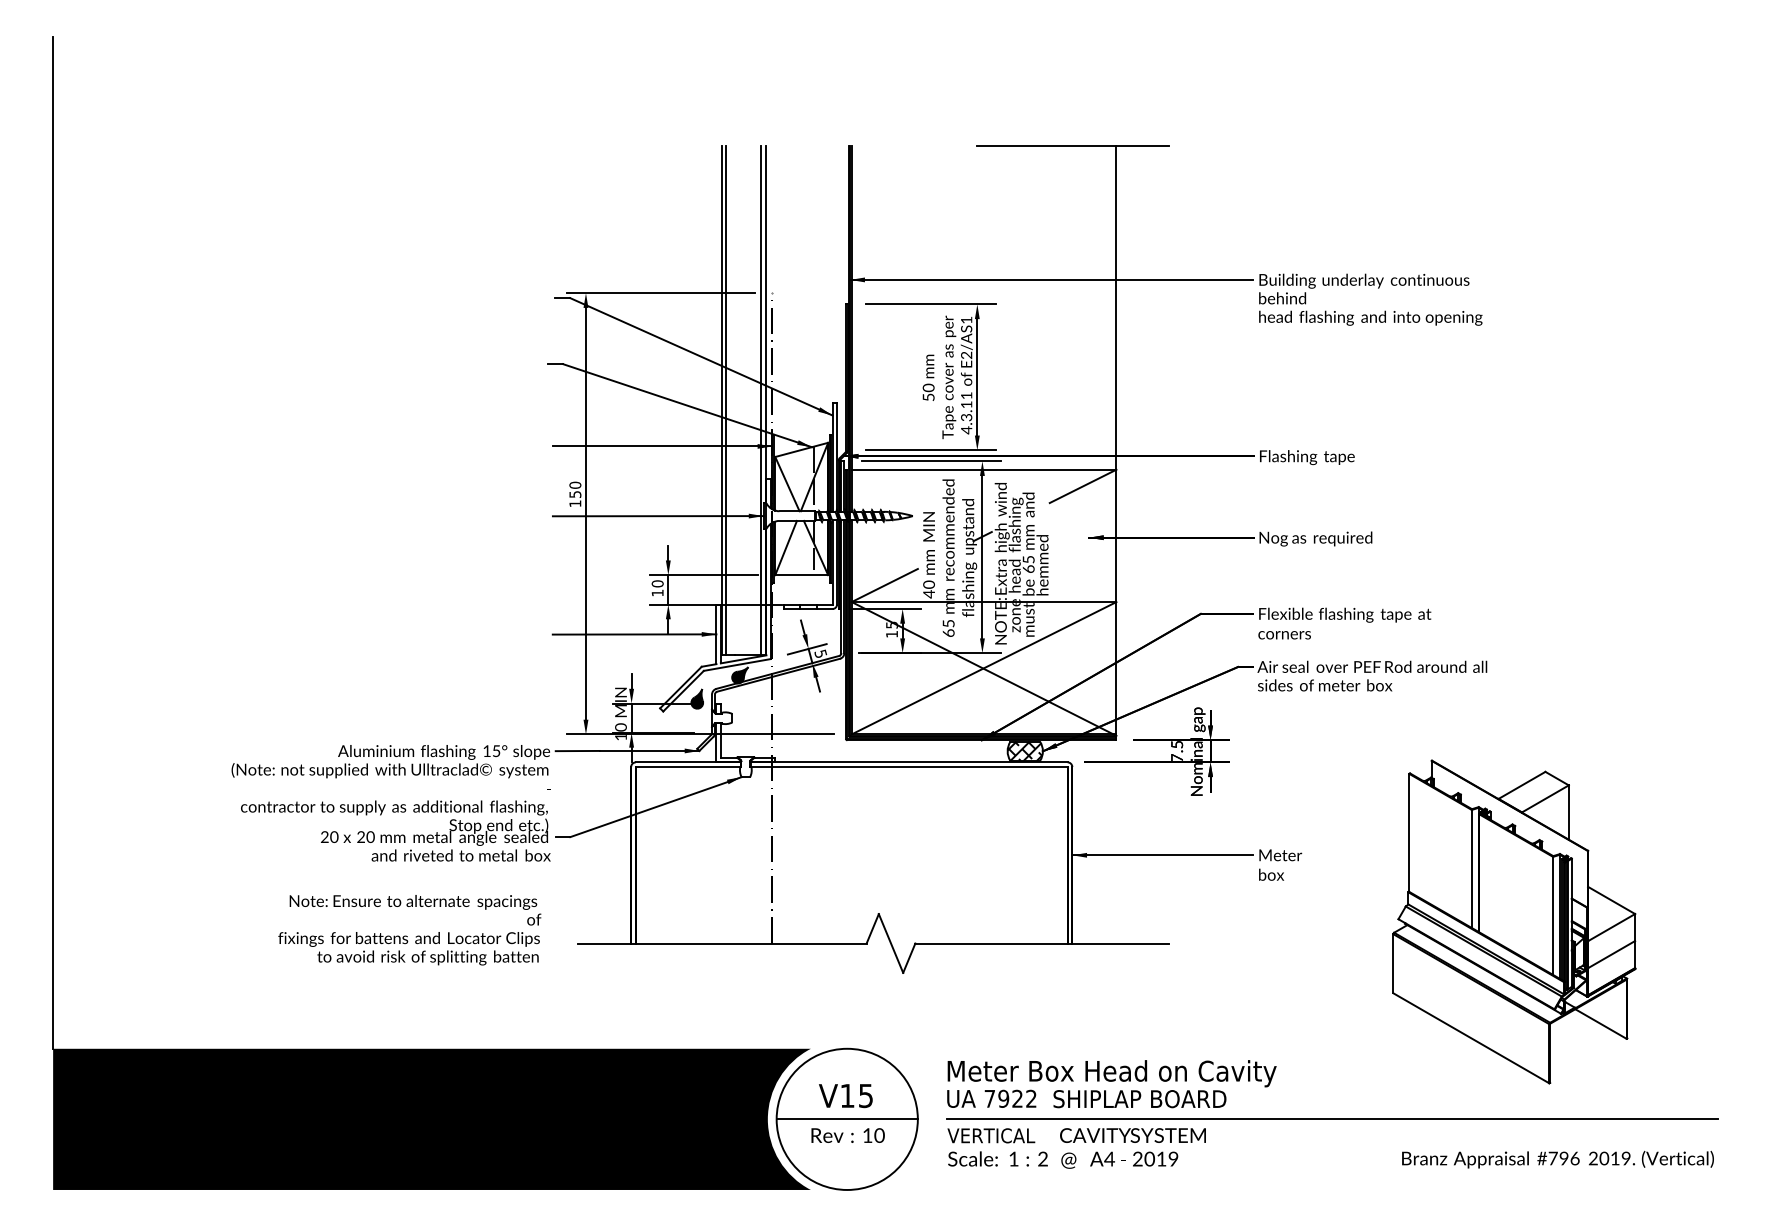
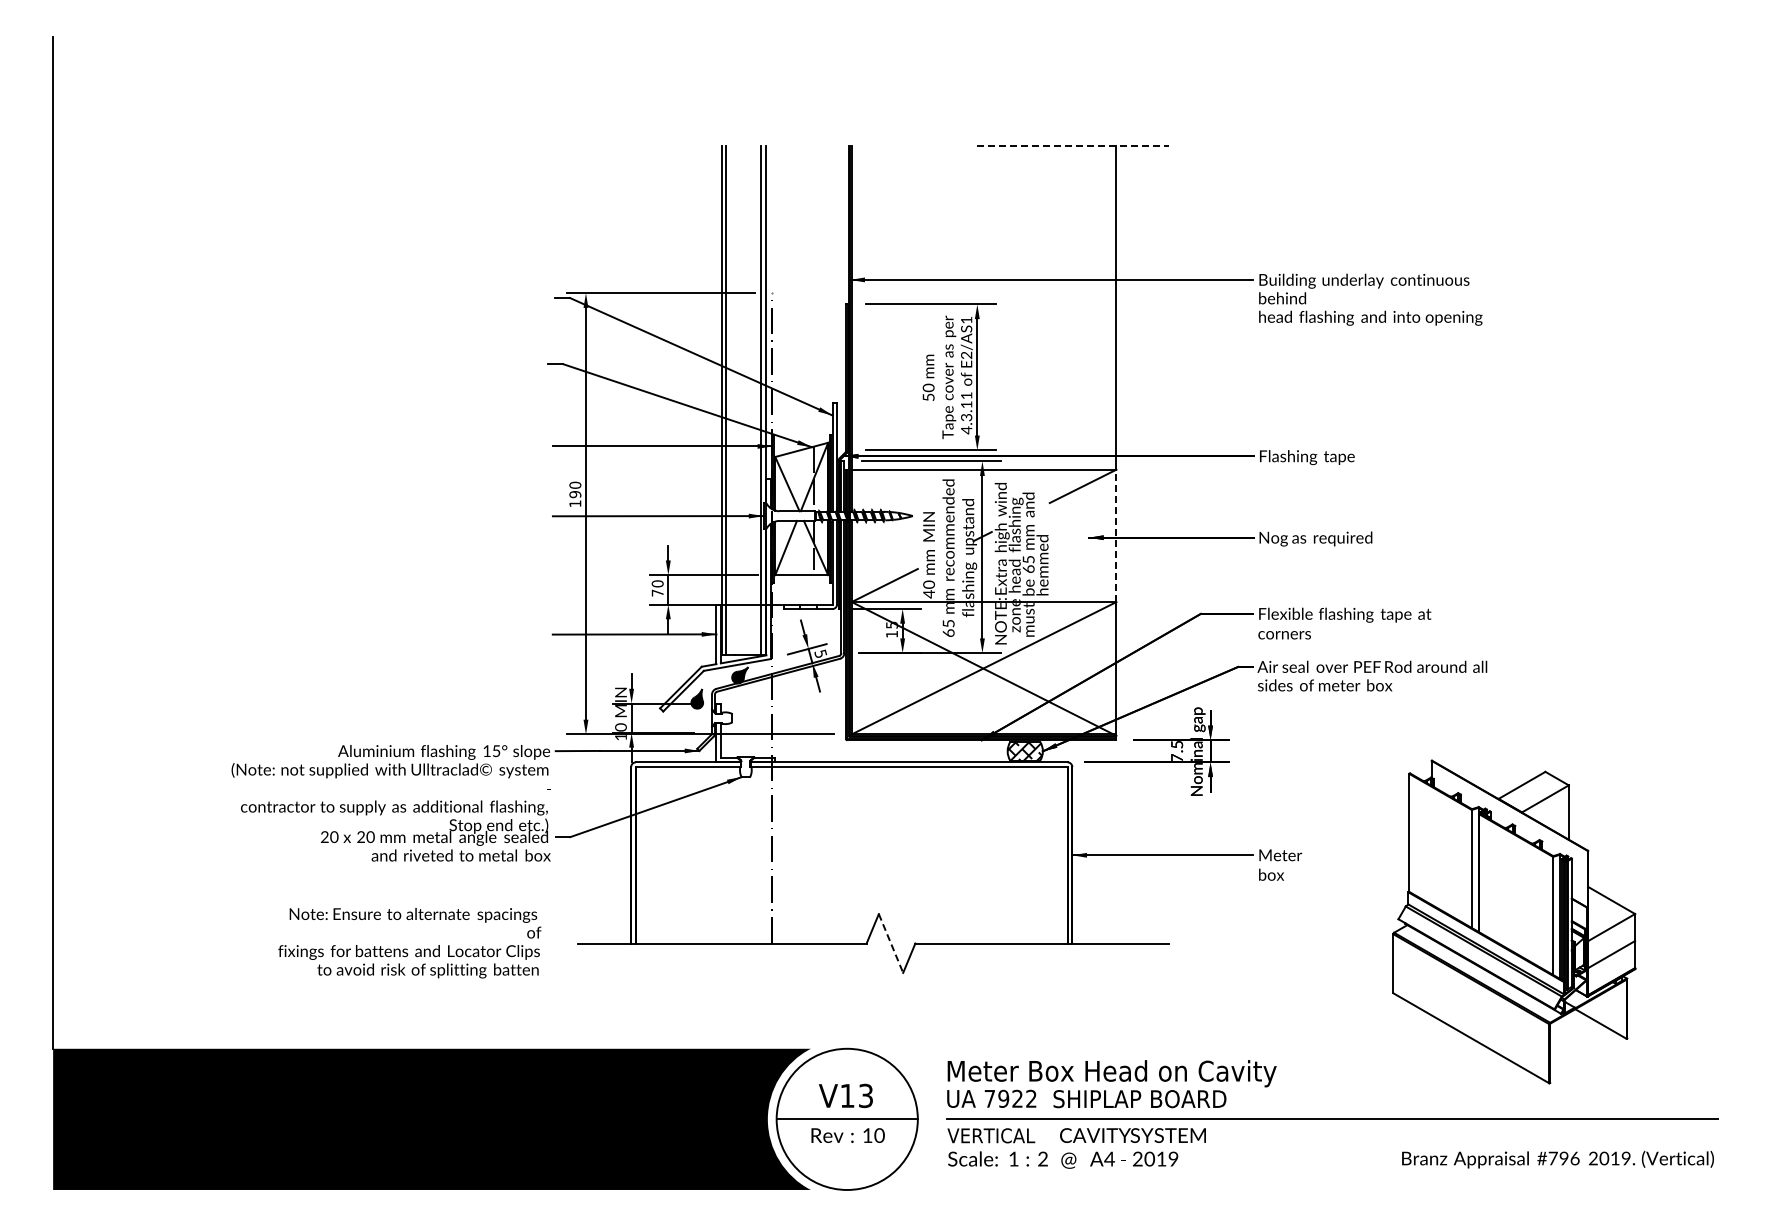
line: solid -> dashed (1073, 145)
text: 150 -> 190 (574, 494)
line: solid -> dashed (1116, 535)
text: 10 -> 70 (657, 592)
text position: (409, 930) -> (409, 943) (409, 943)
line: solid -> dashed (891, 943)
text: V15 -> V13 (865, 1095)
